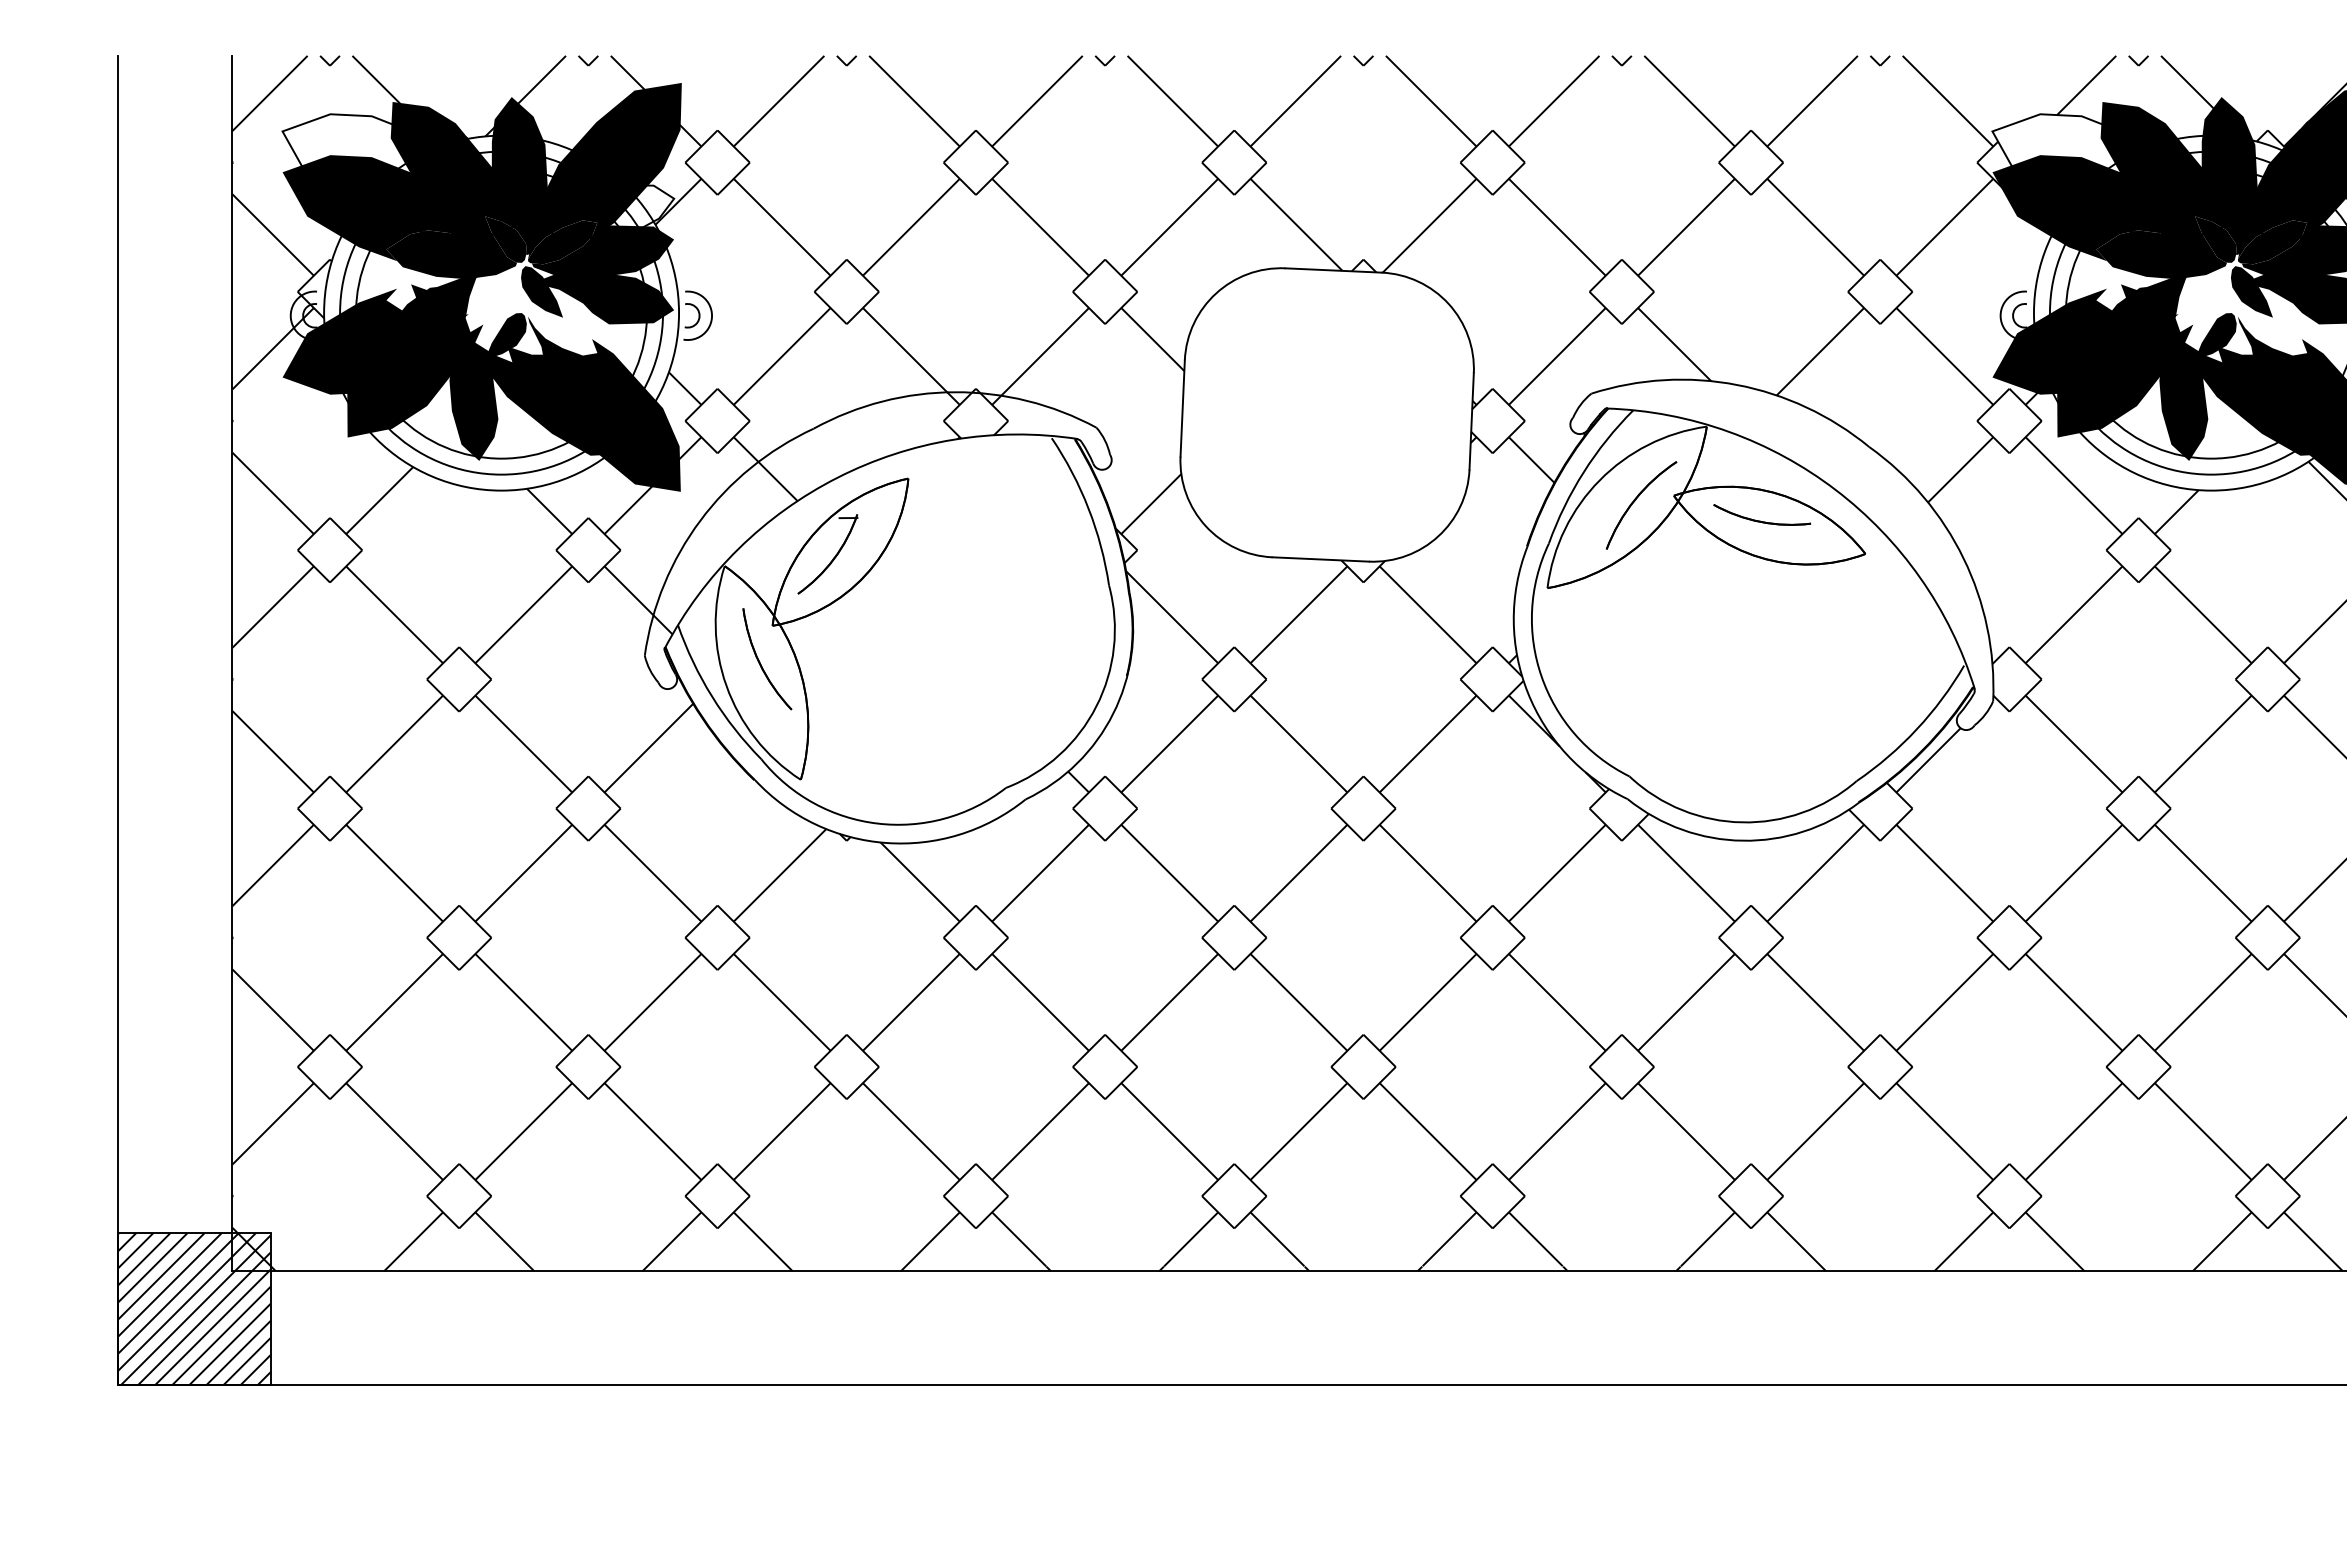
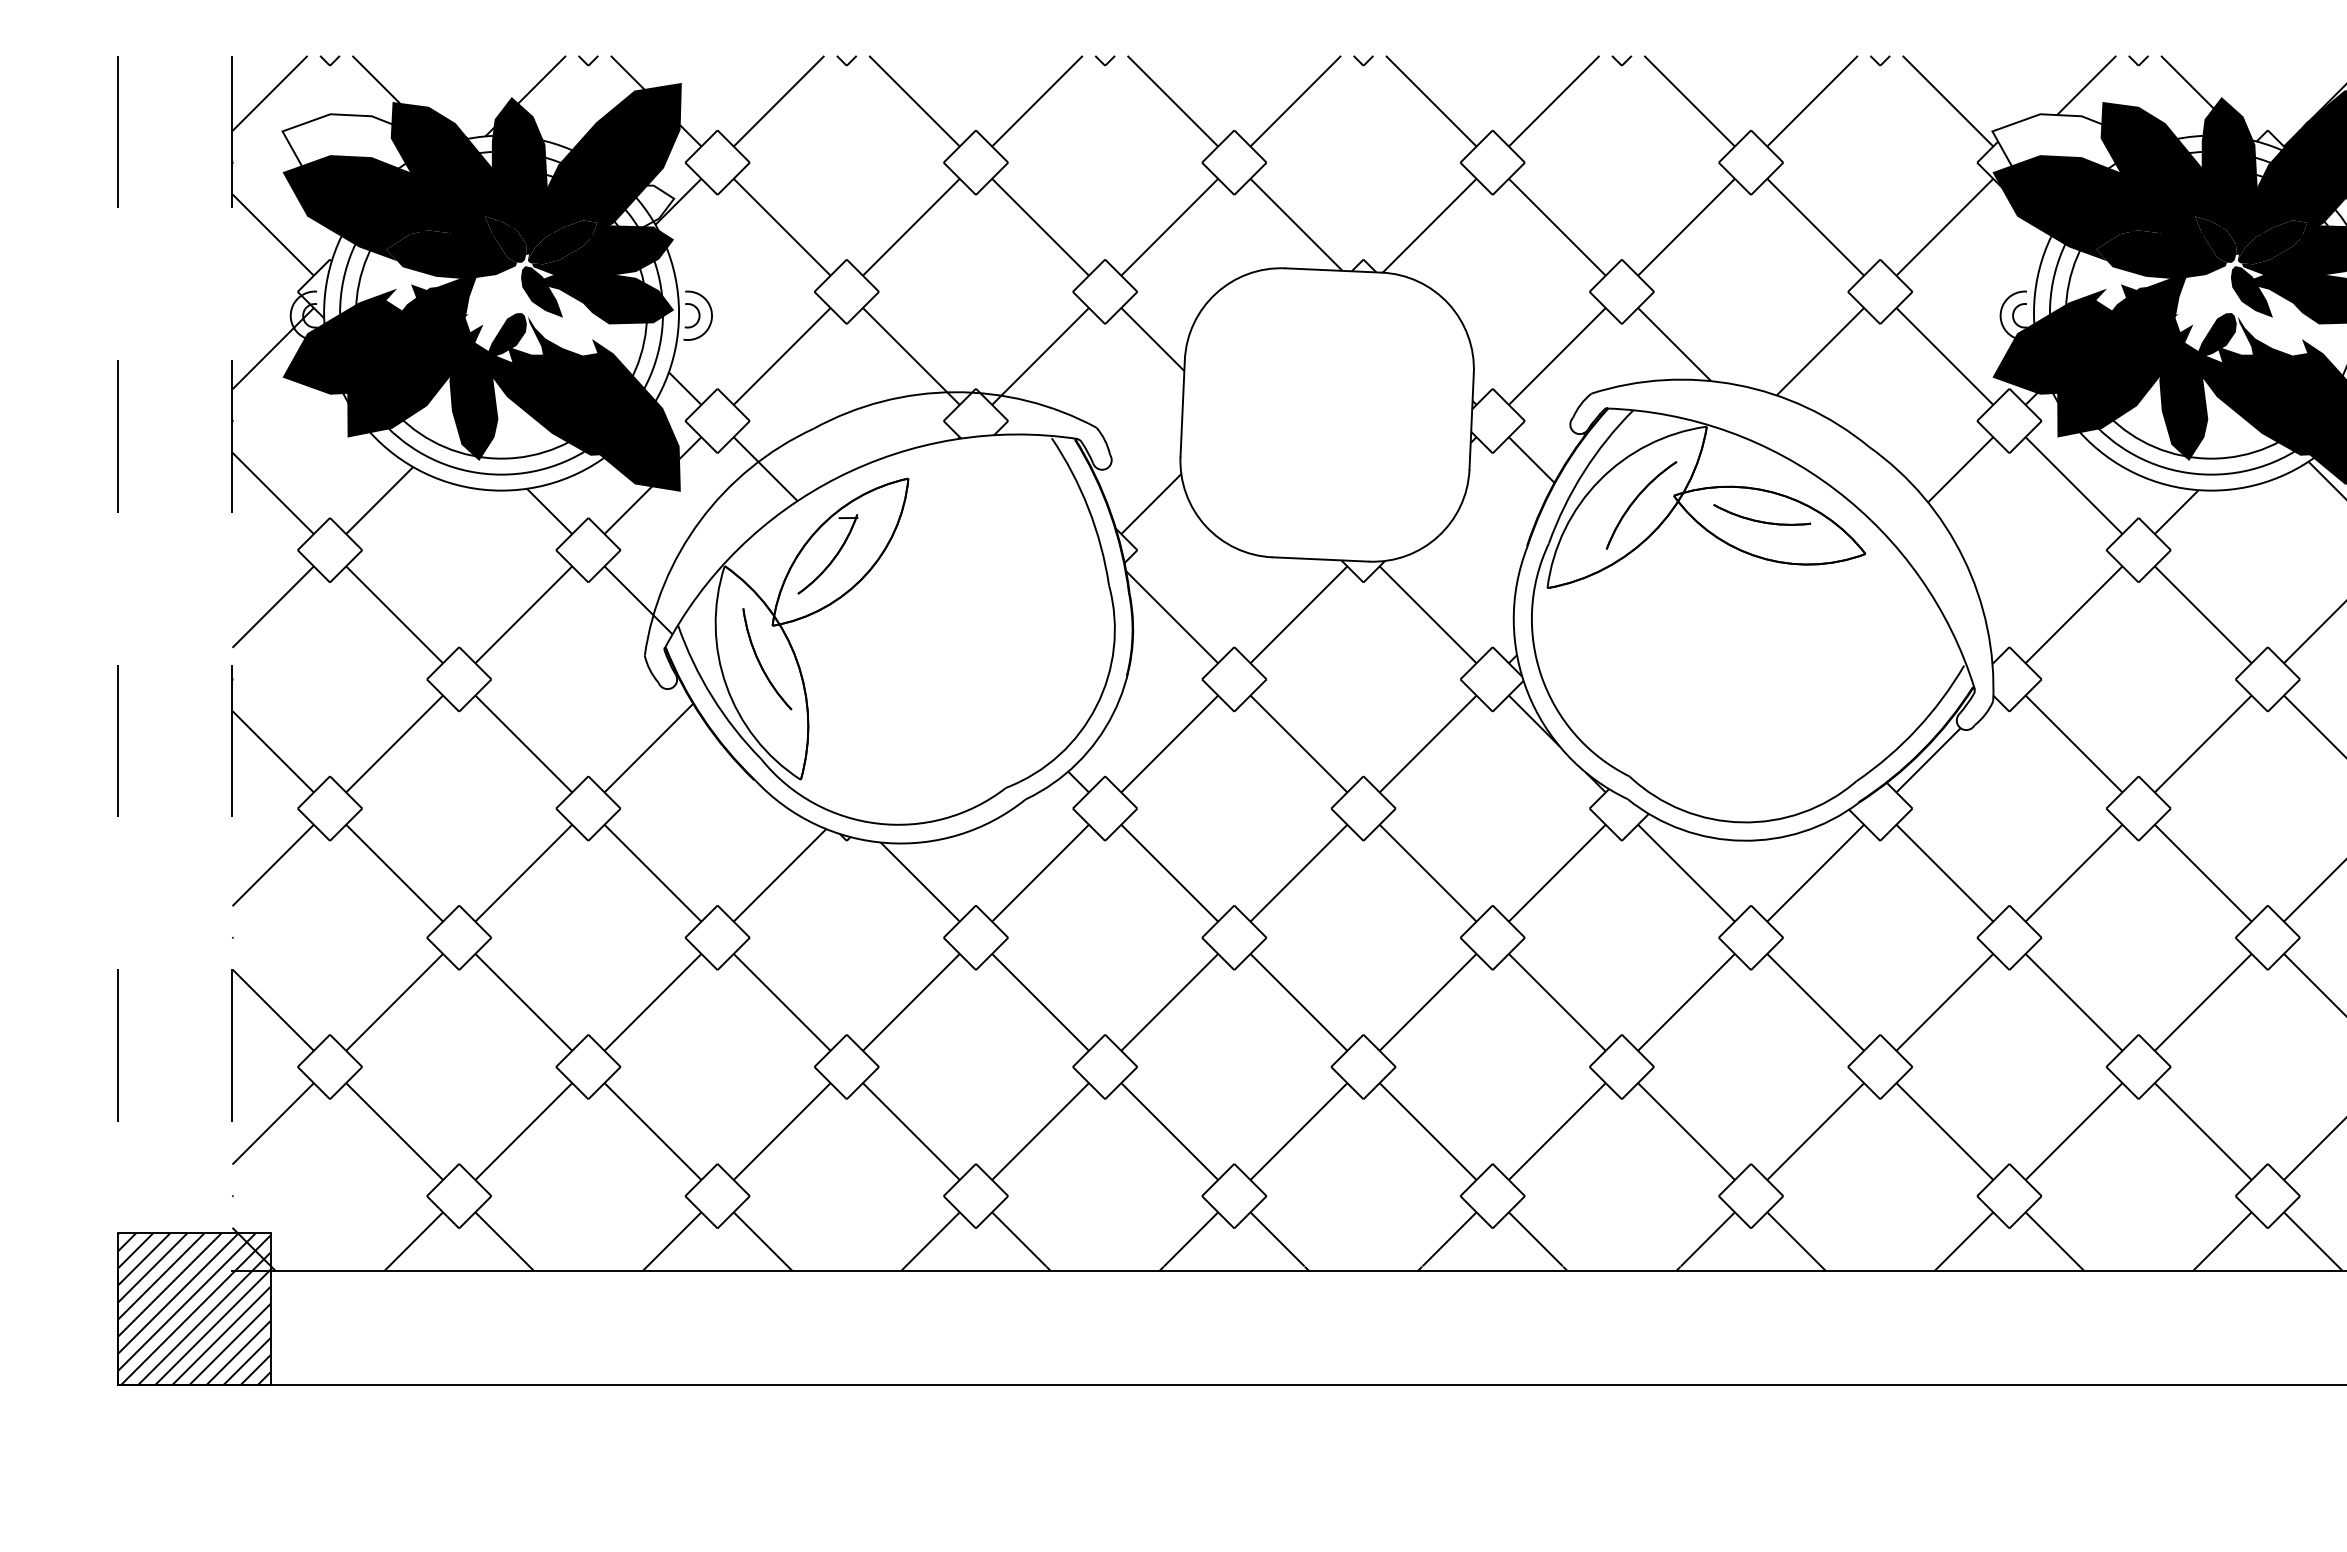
line: solid -> dashed (232, 663)
line: solid -> dashed (118, 720)
